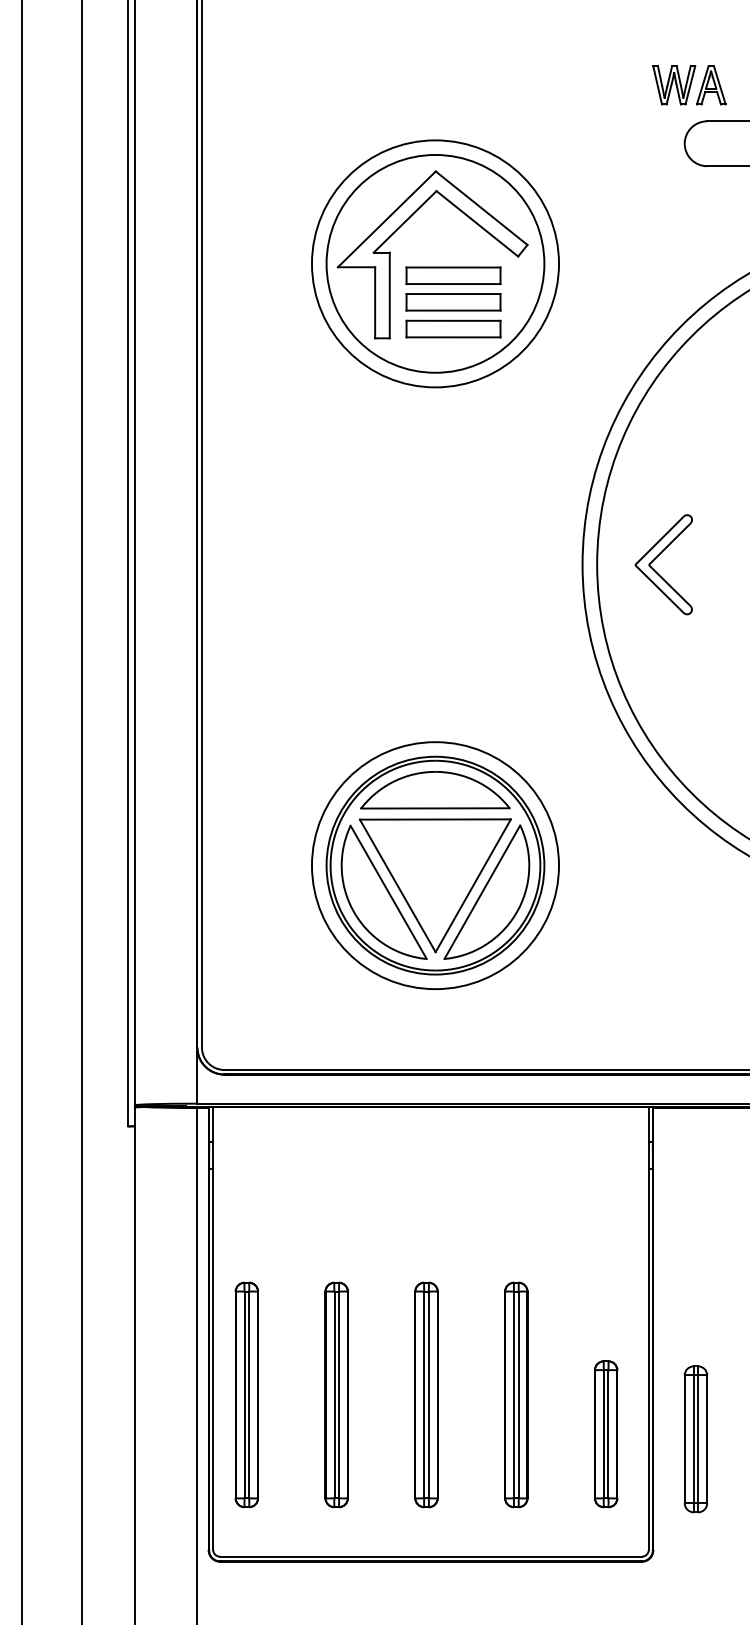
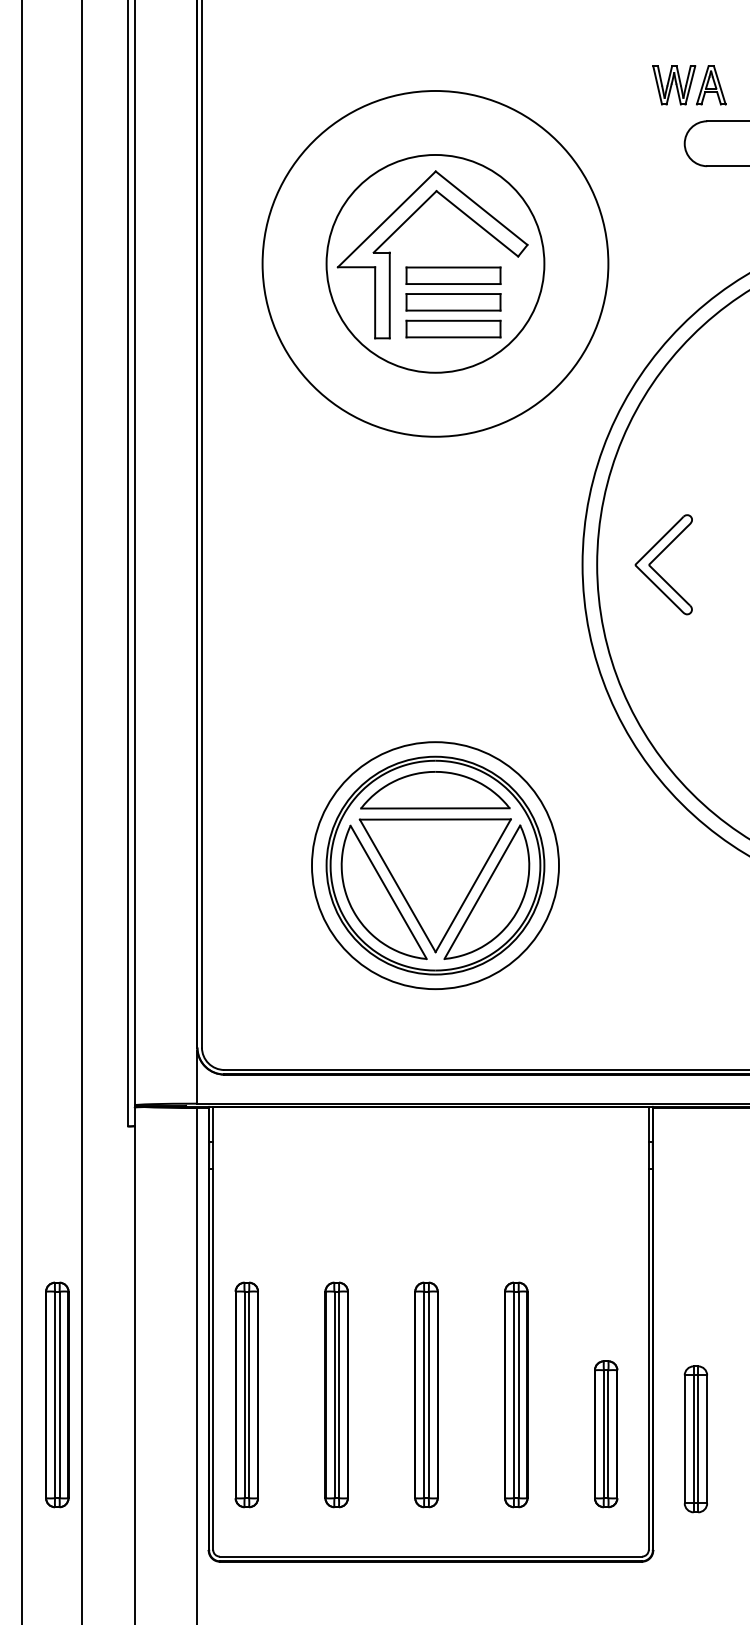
circle diameter: 247 px -> 346 px (435, 263)
part: none -> present (57, 1394)
